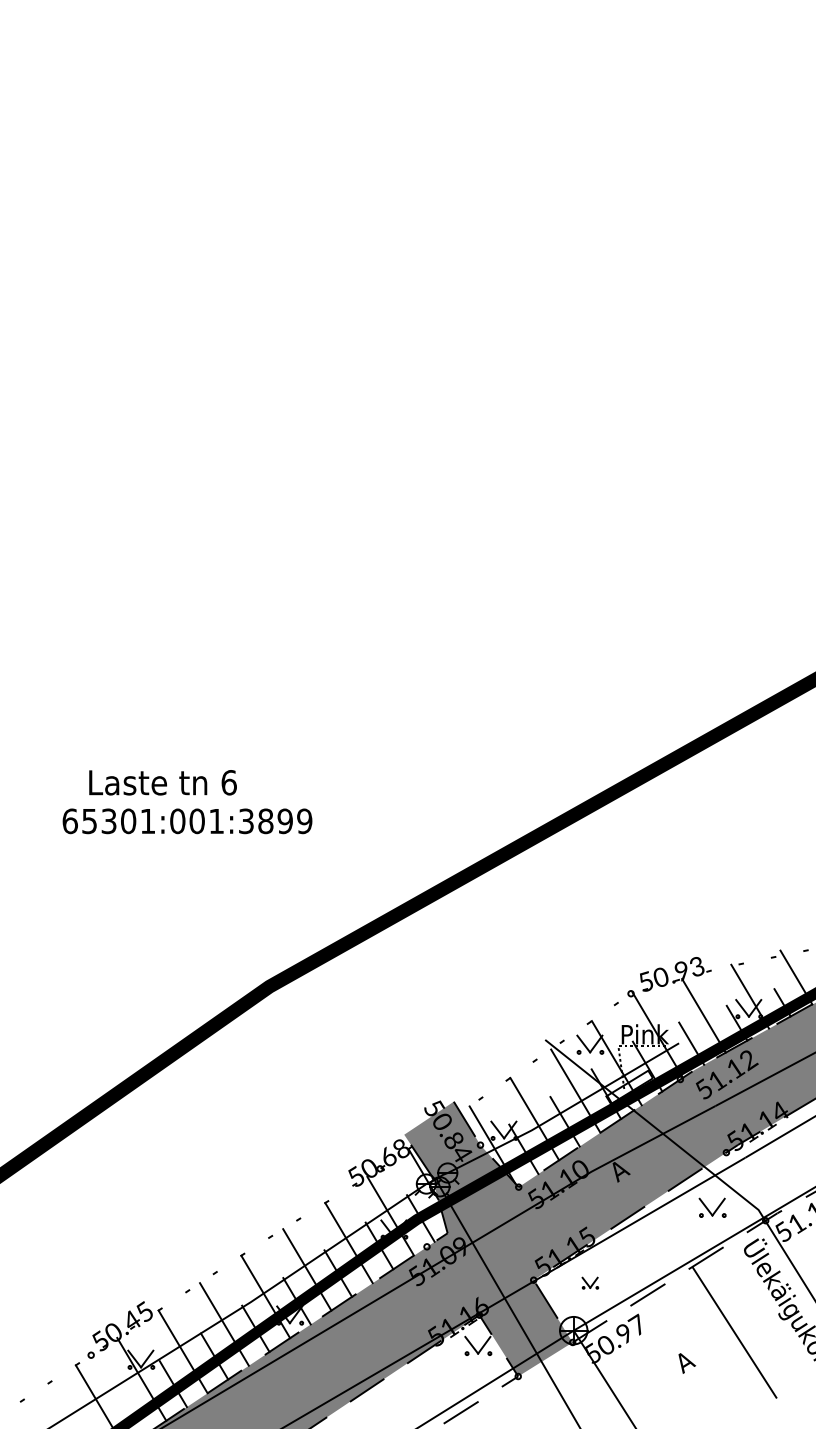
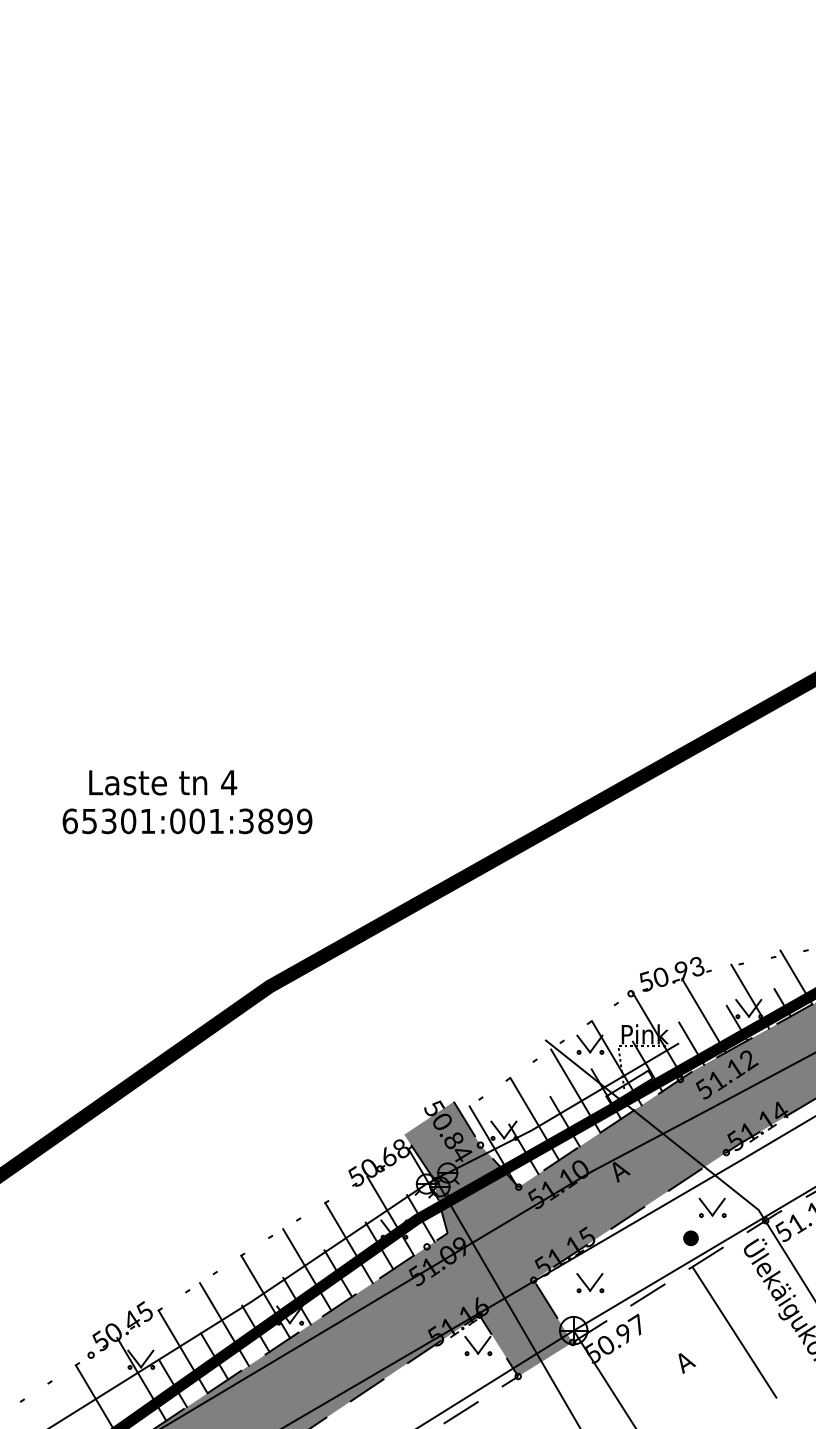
text: 6 -> 4 (229, 782)
part: none -> present (690, 1238)
part size: 19x14 px -> 29x21 px (590, 1283)
